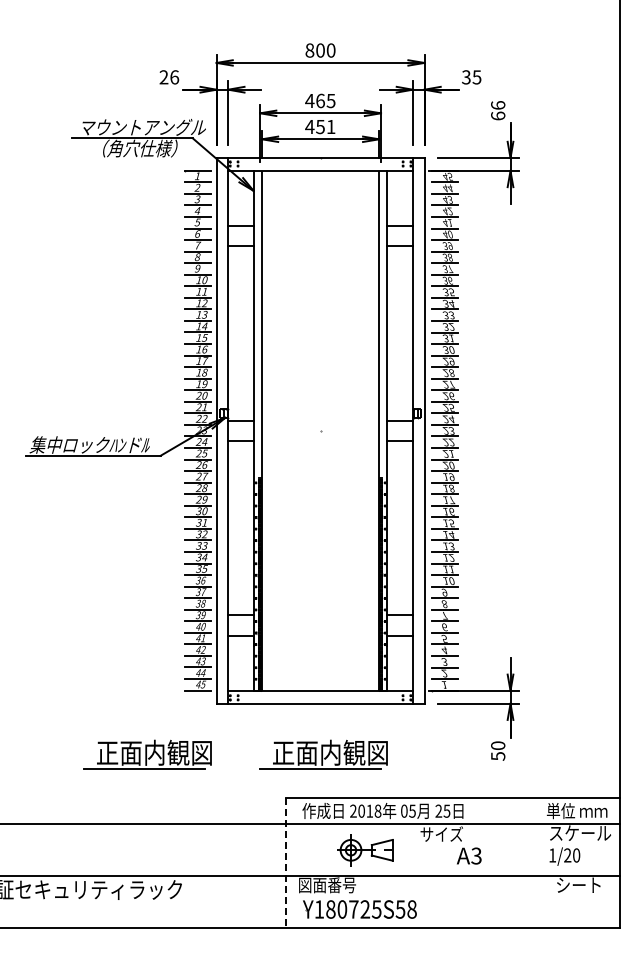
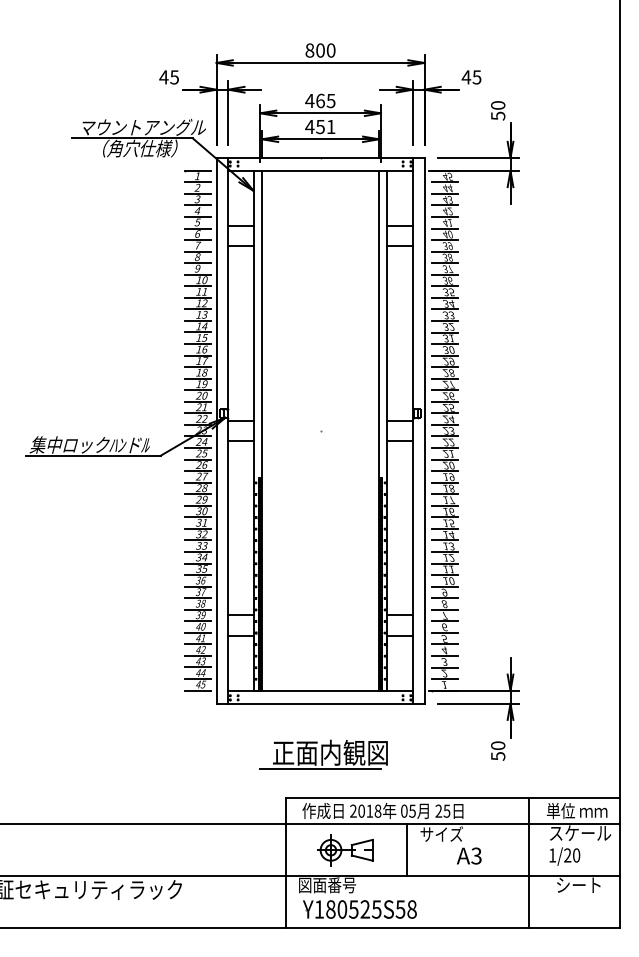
text: 26 -> 45 (169, 77)
text: 35 -> 45 (466, 77)
text: 66 -> 50 (498, 110)
part: present -> none (147, 754)
part position: (365, 850) -> (345, 850) (345, 850)
line: none -> present (407, 850)
line: dashed -> solid (285, 863)
line: none -> present (528, 863)
text: Y180725S58 -> Y180525S58 (353, 909)
